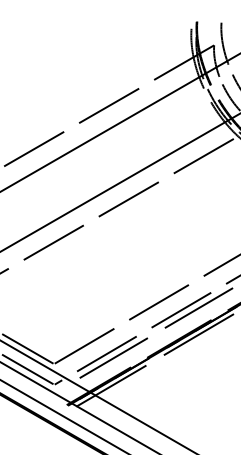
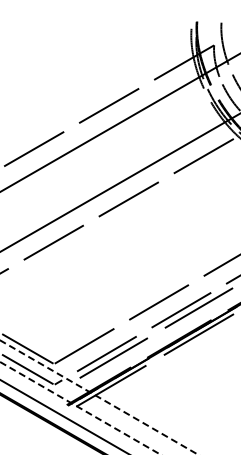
line: solid -> dashed (99, 397)
line: solid -> dashed (80, 408)
